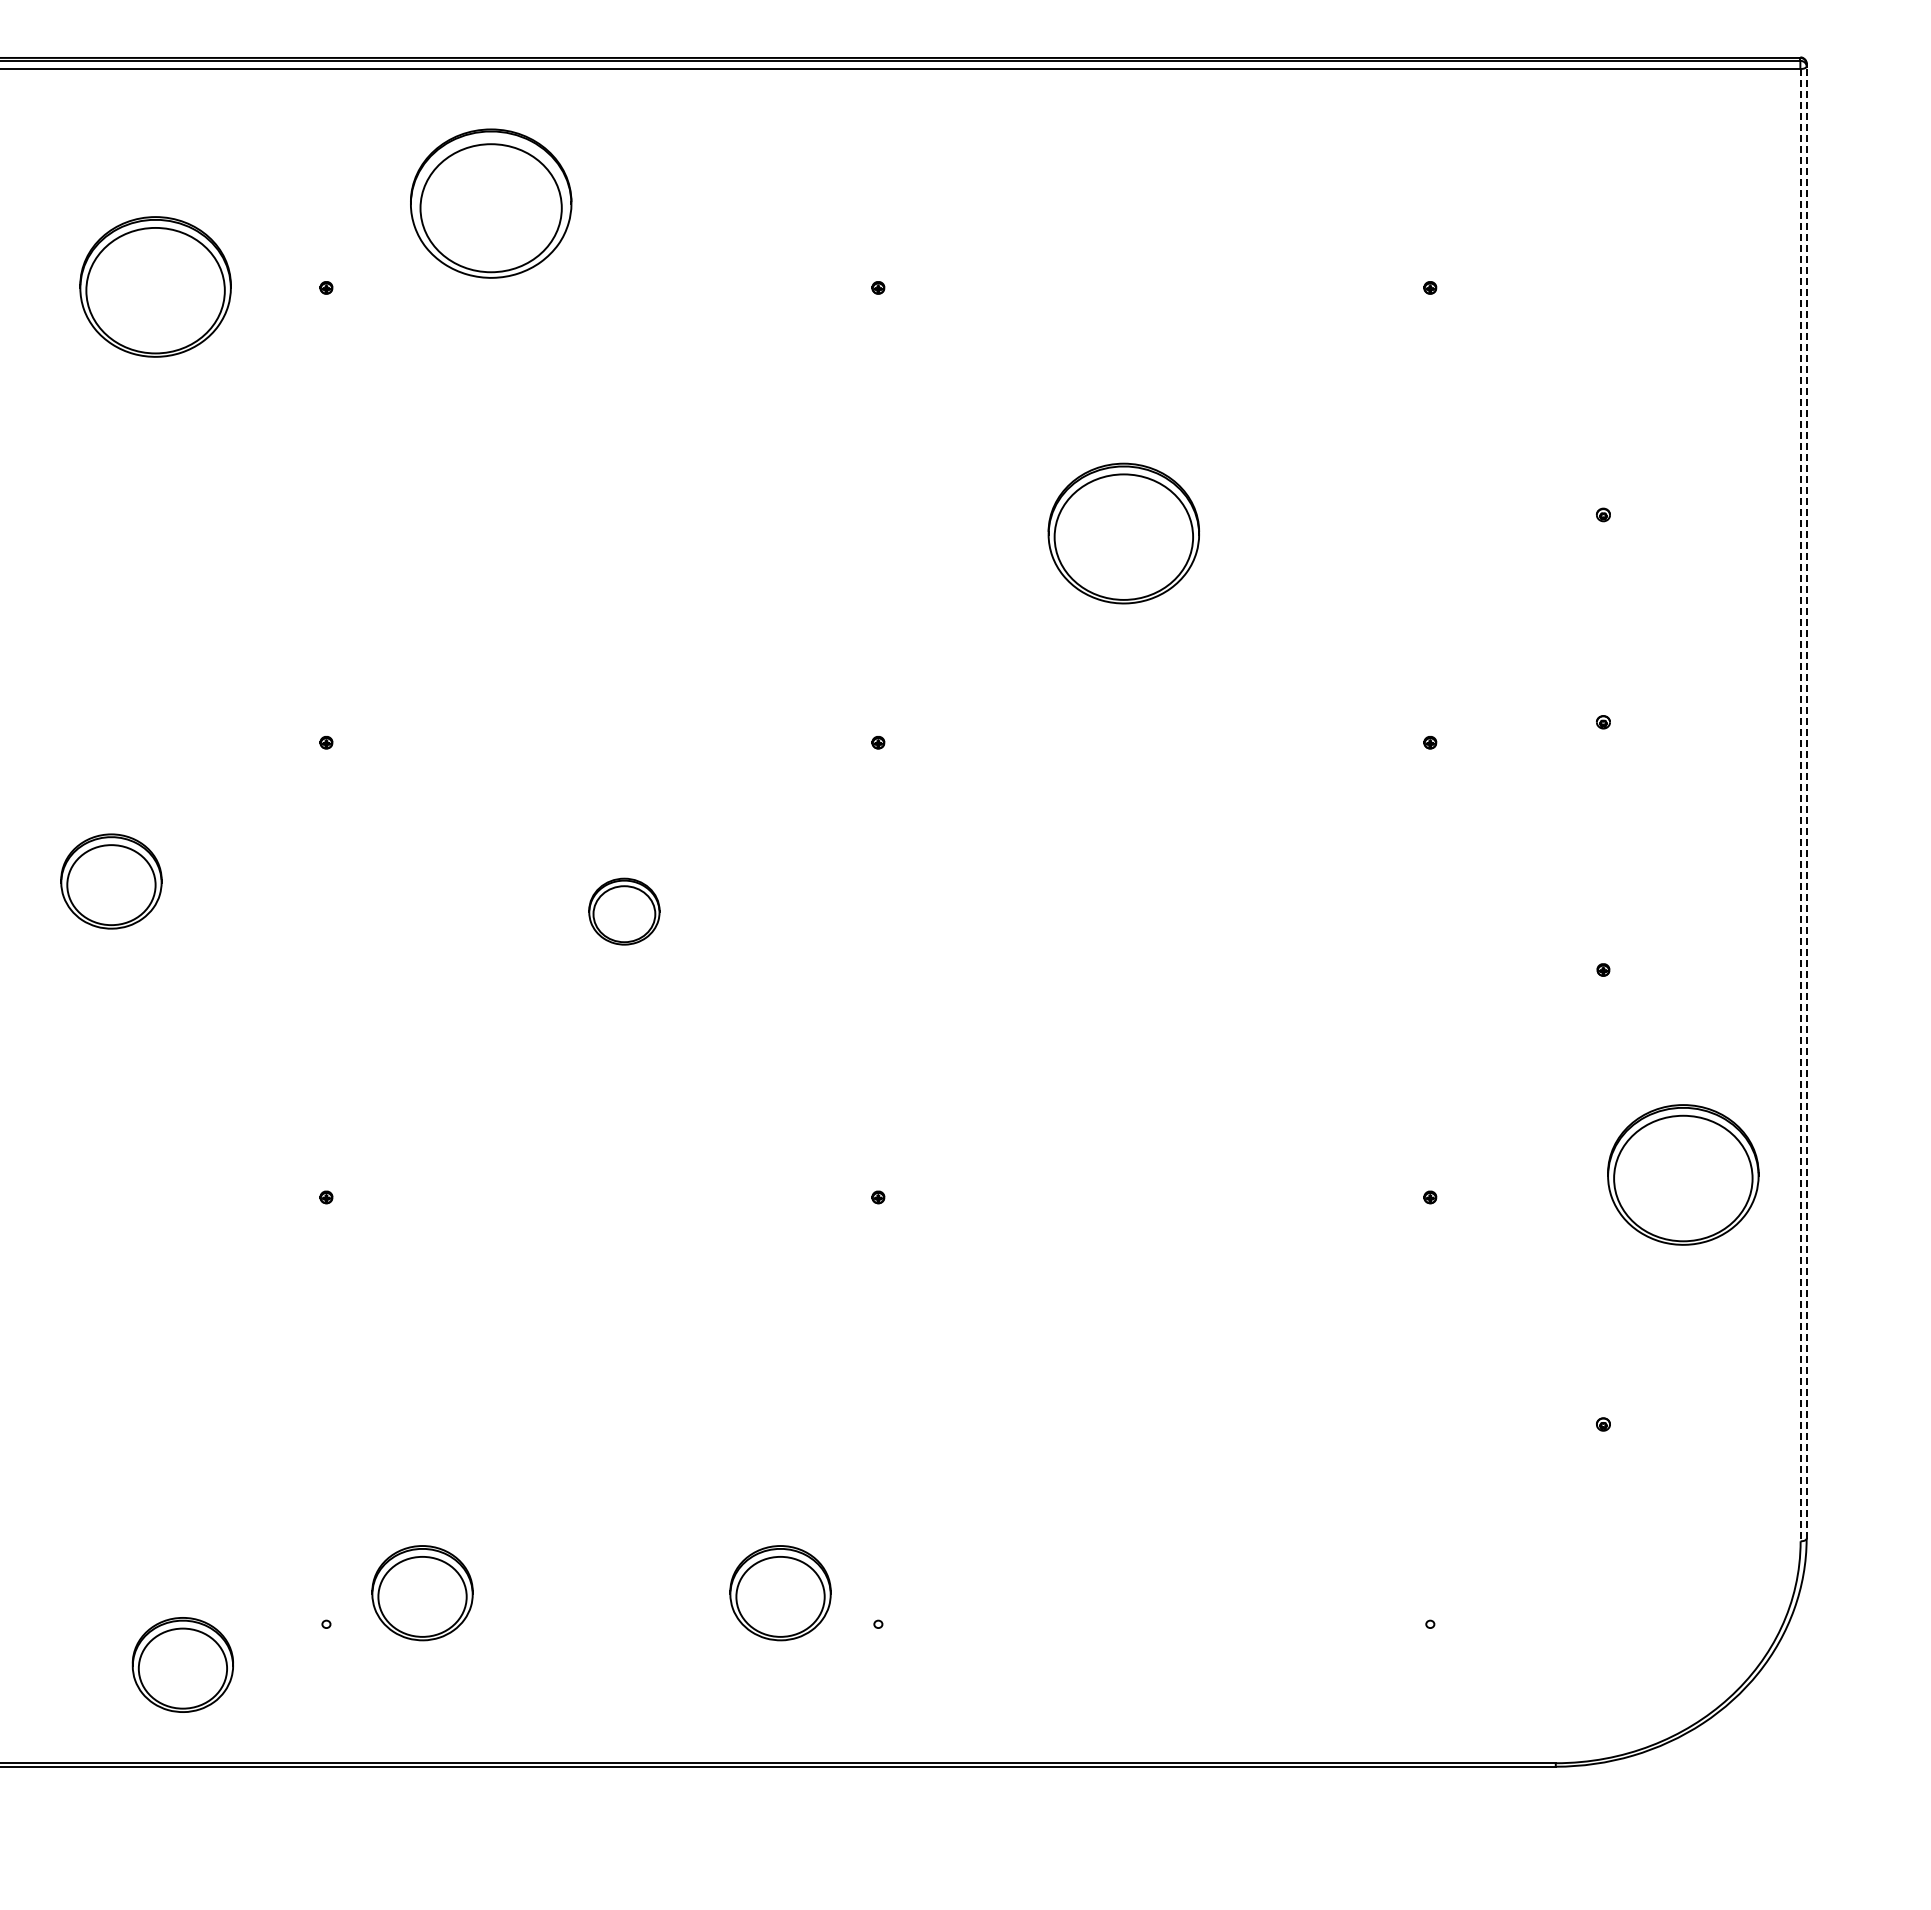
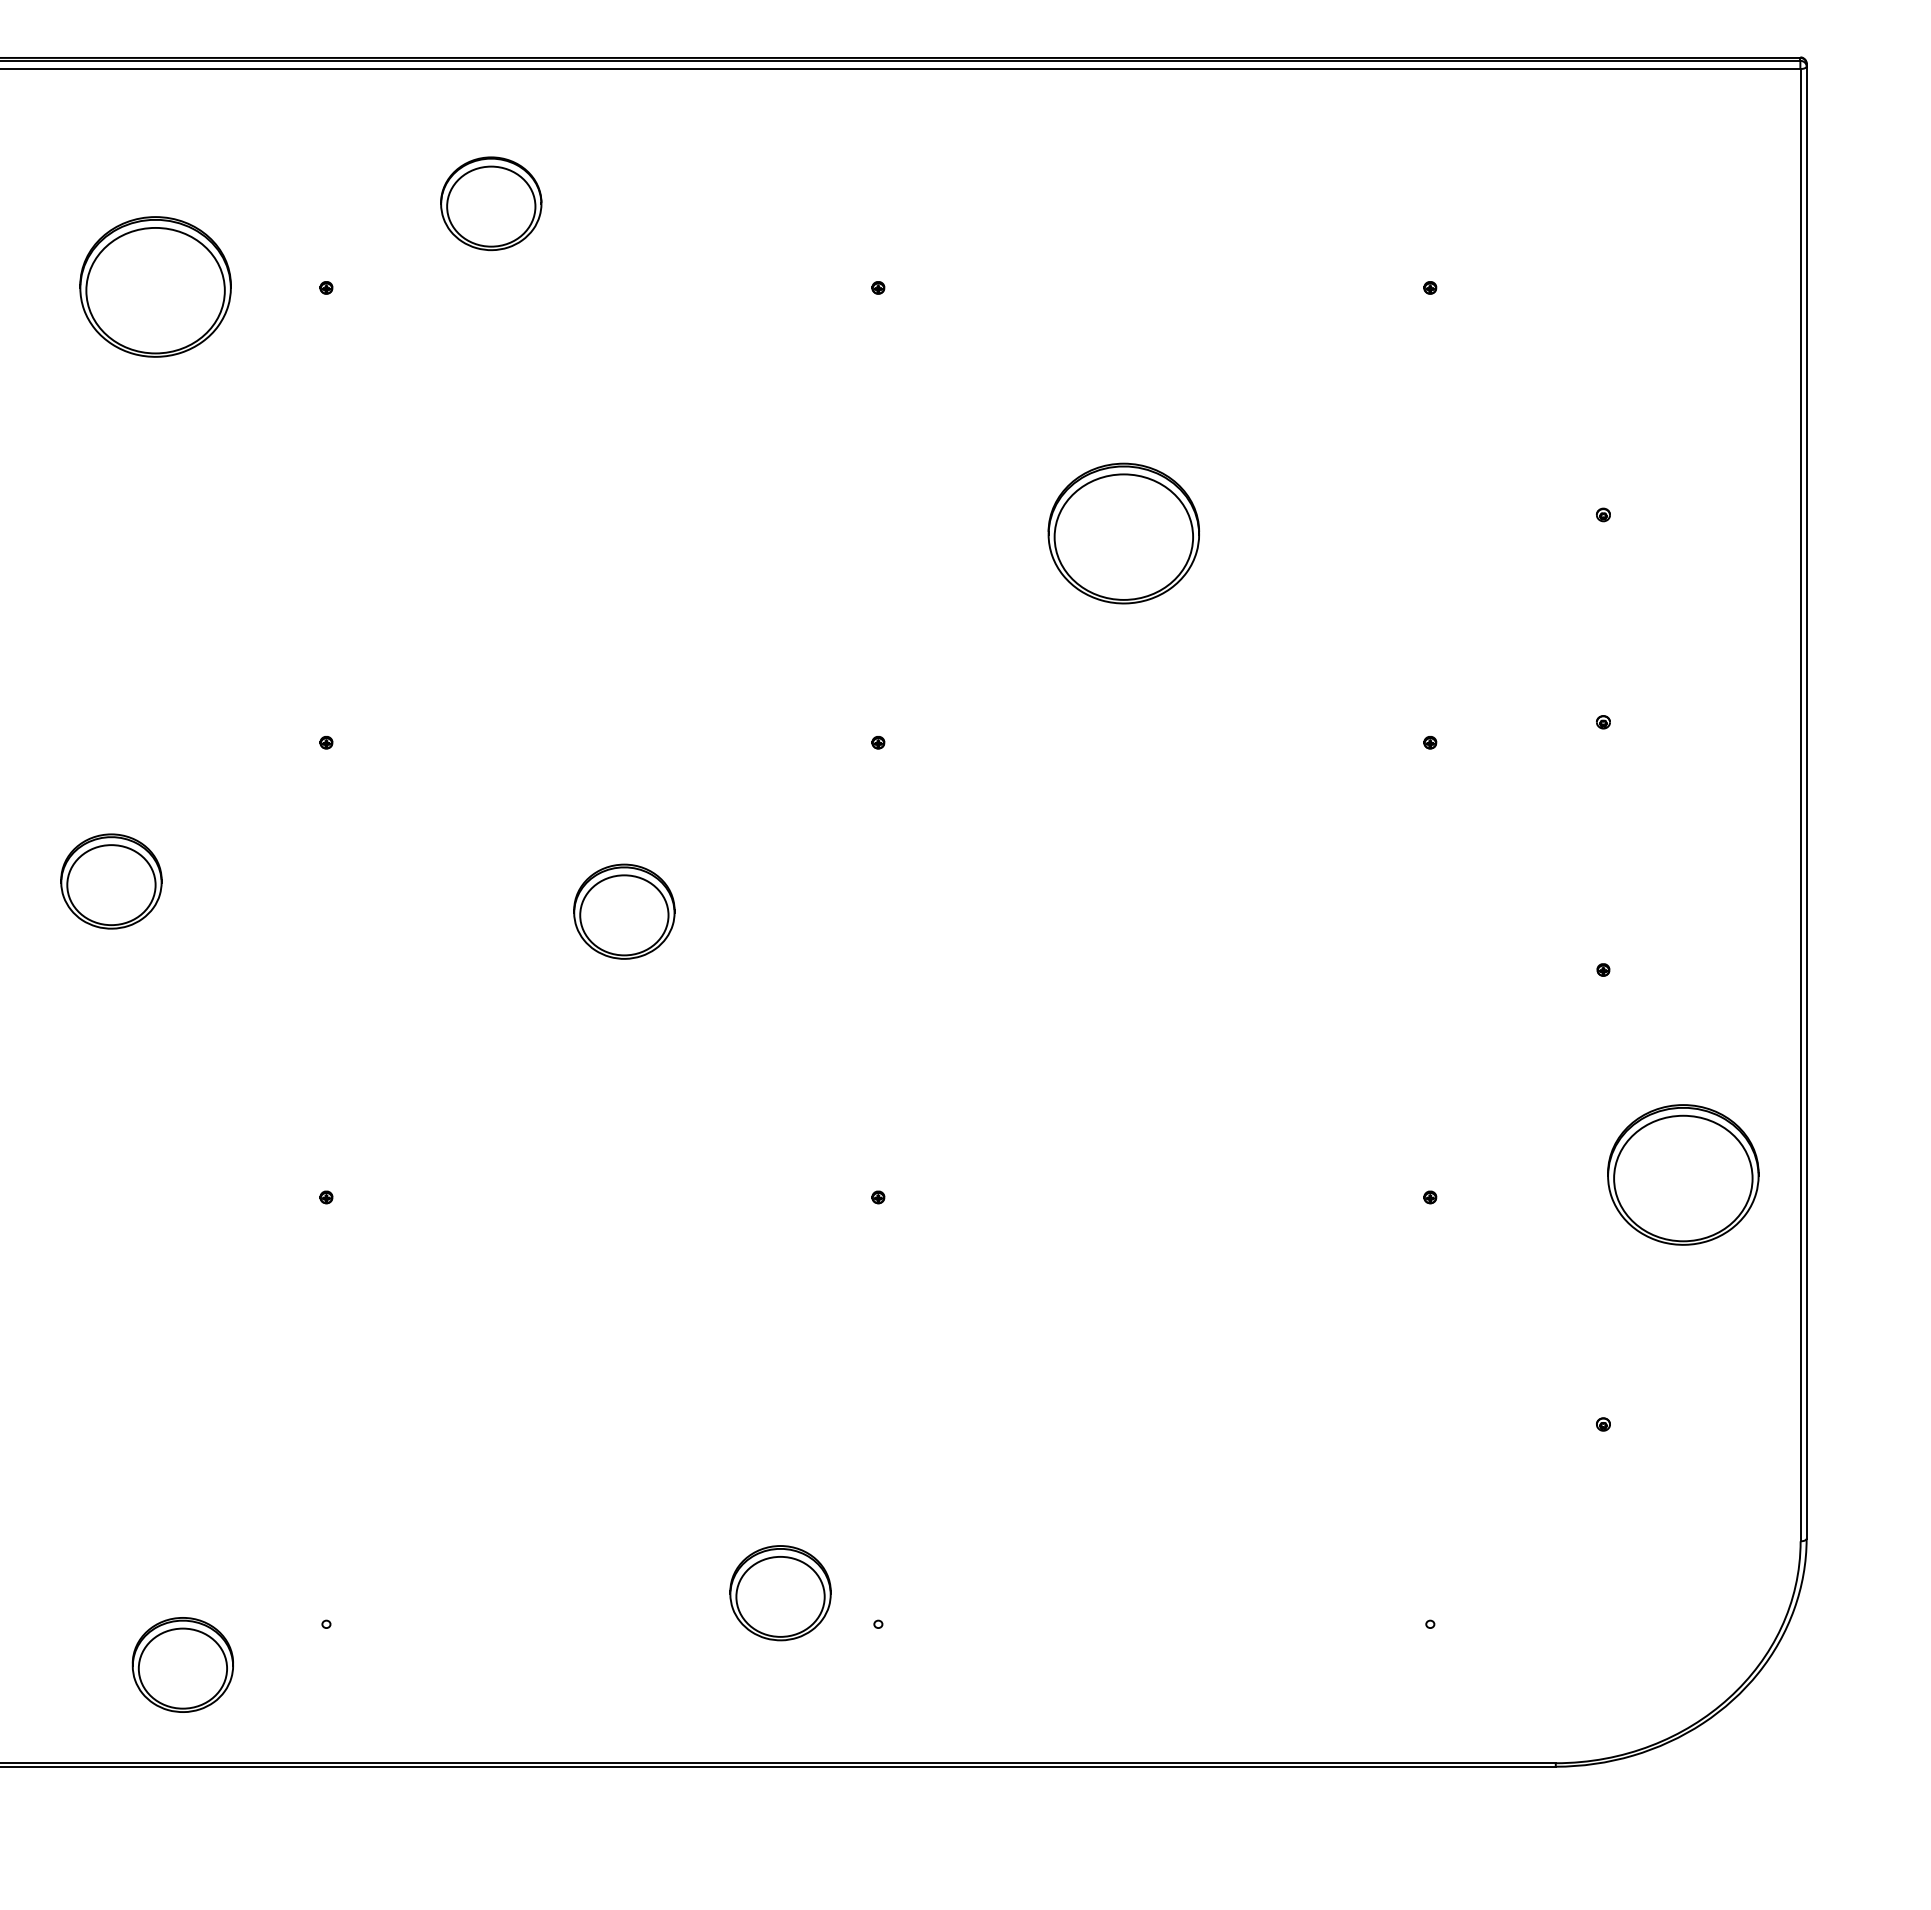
part size: 163x151 px -> 103x96 px (491, 203)
line: dashed -> solid (1806, 802)
line: dashed -> solid (1800, 805)
part size: 73x69 px -> 103x97 px (624, 911)
part: present -> none (422, 1593)
